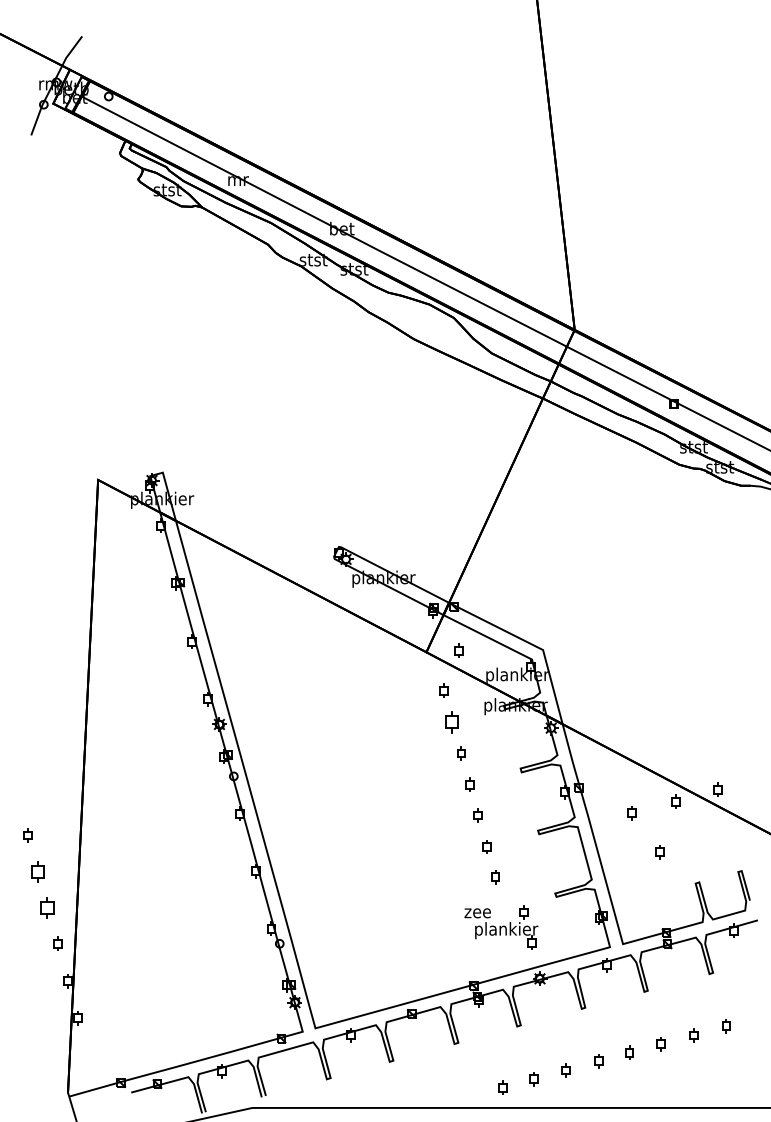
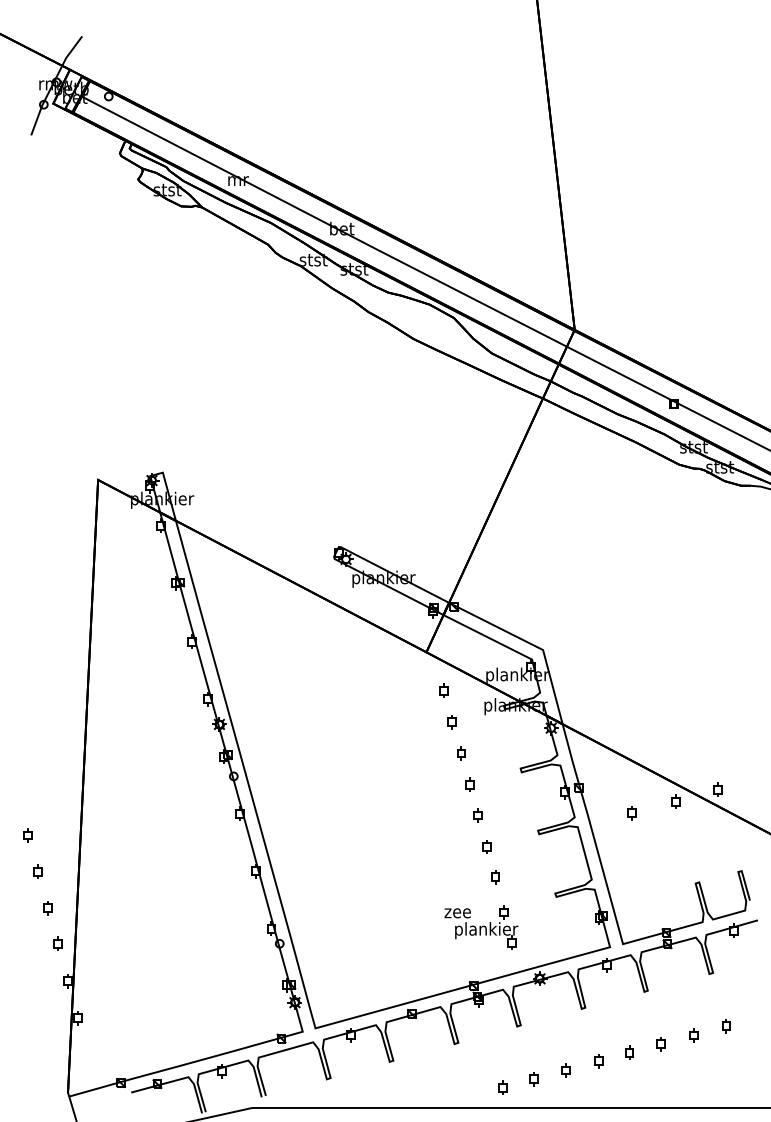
part: present -> none (458, 650)
part size: 14x23 px -> 10x15 px (451, 722)
part: present -> none (659, 852)
part size: 14x22 px -> 10x15 px (37, 871)
part size: 15x22 px -> 10x15 px (47, 908)
part position: (501, 927) -> (481, 927) (481, 927)
